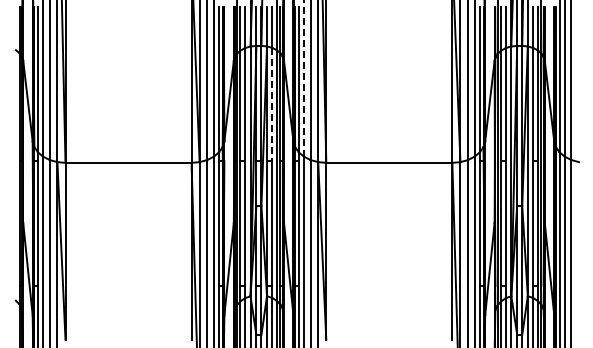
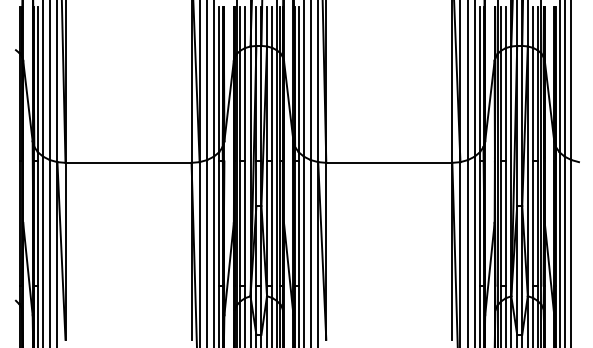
line: dashed -> solid (303, 78)
line: dashed -> solid (272, 104)
